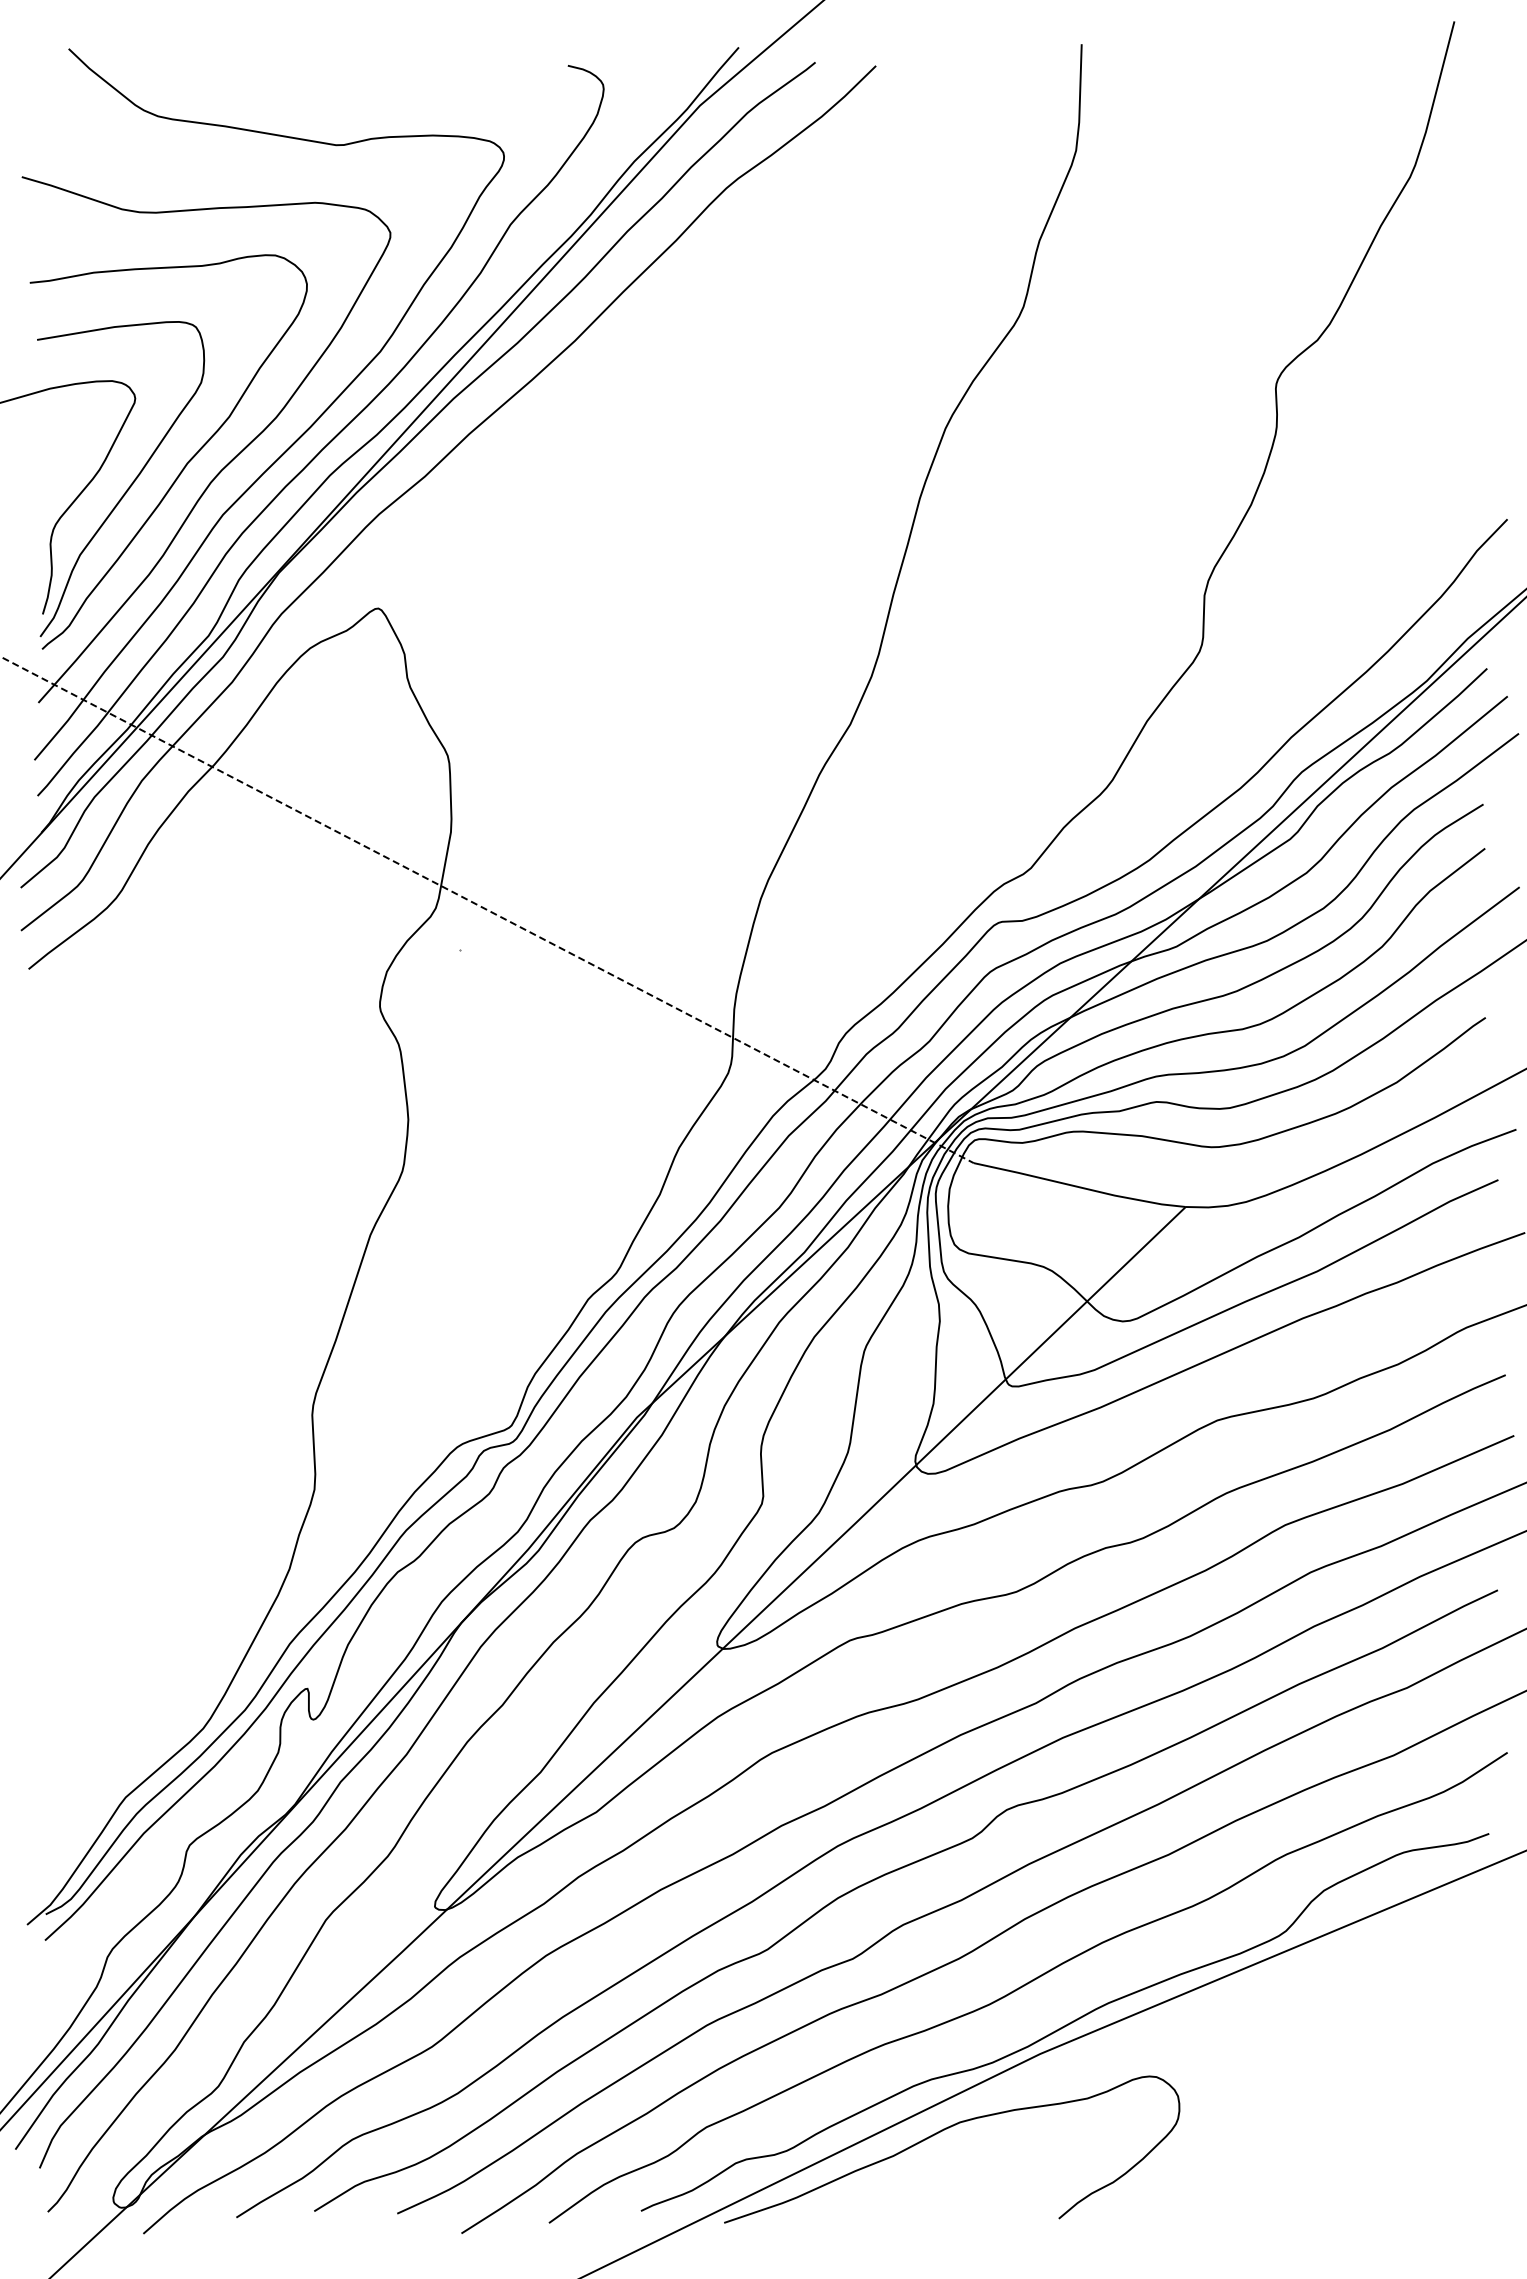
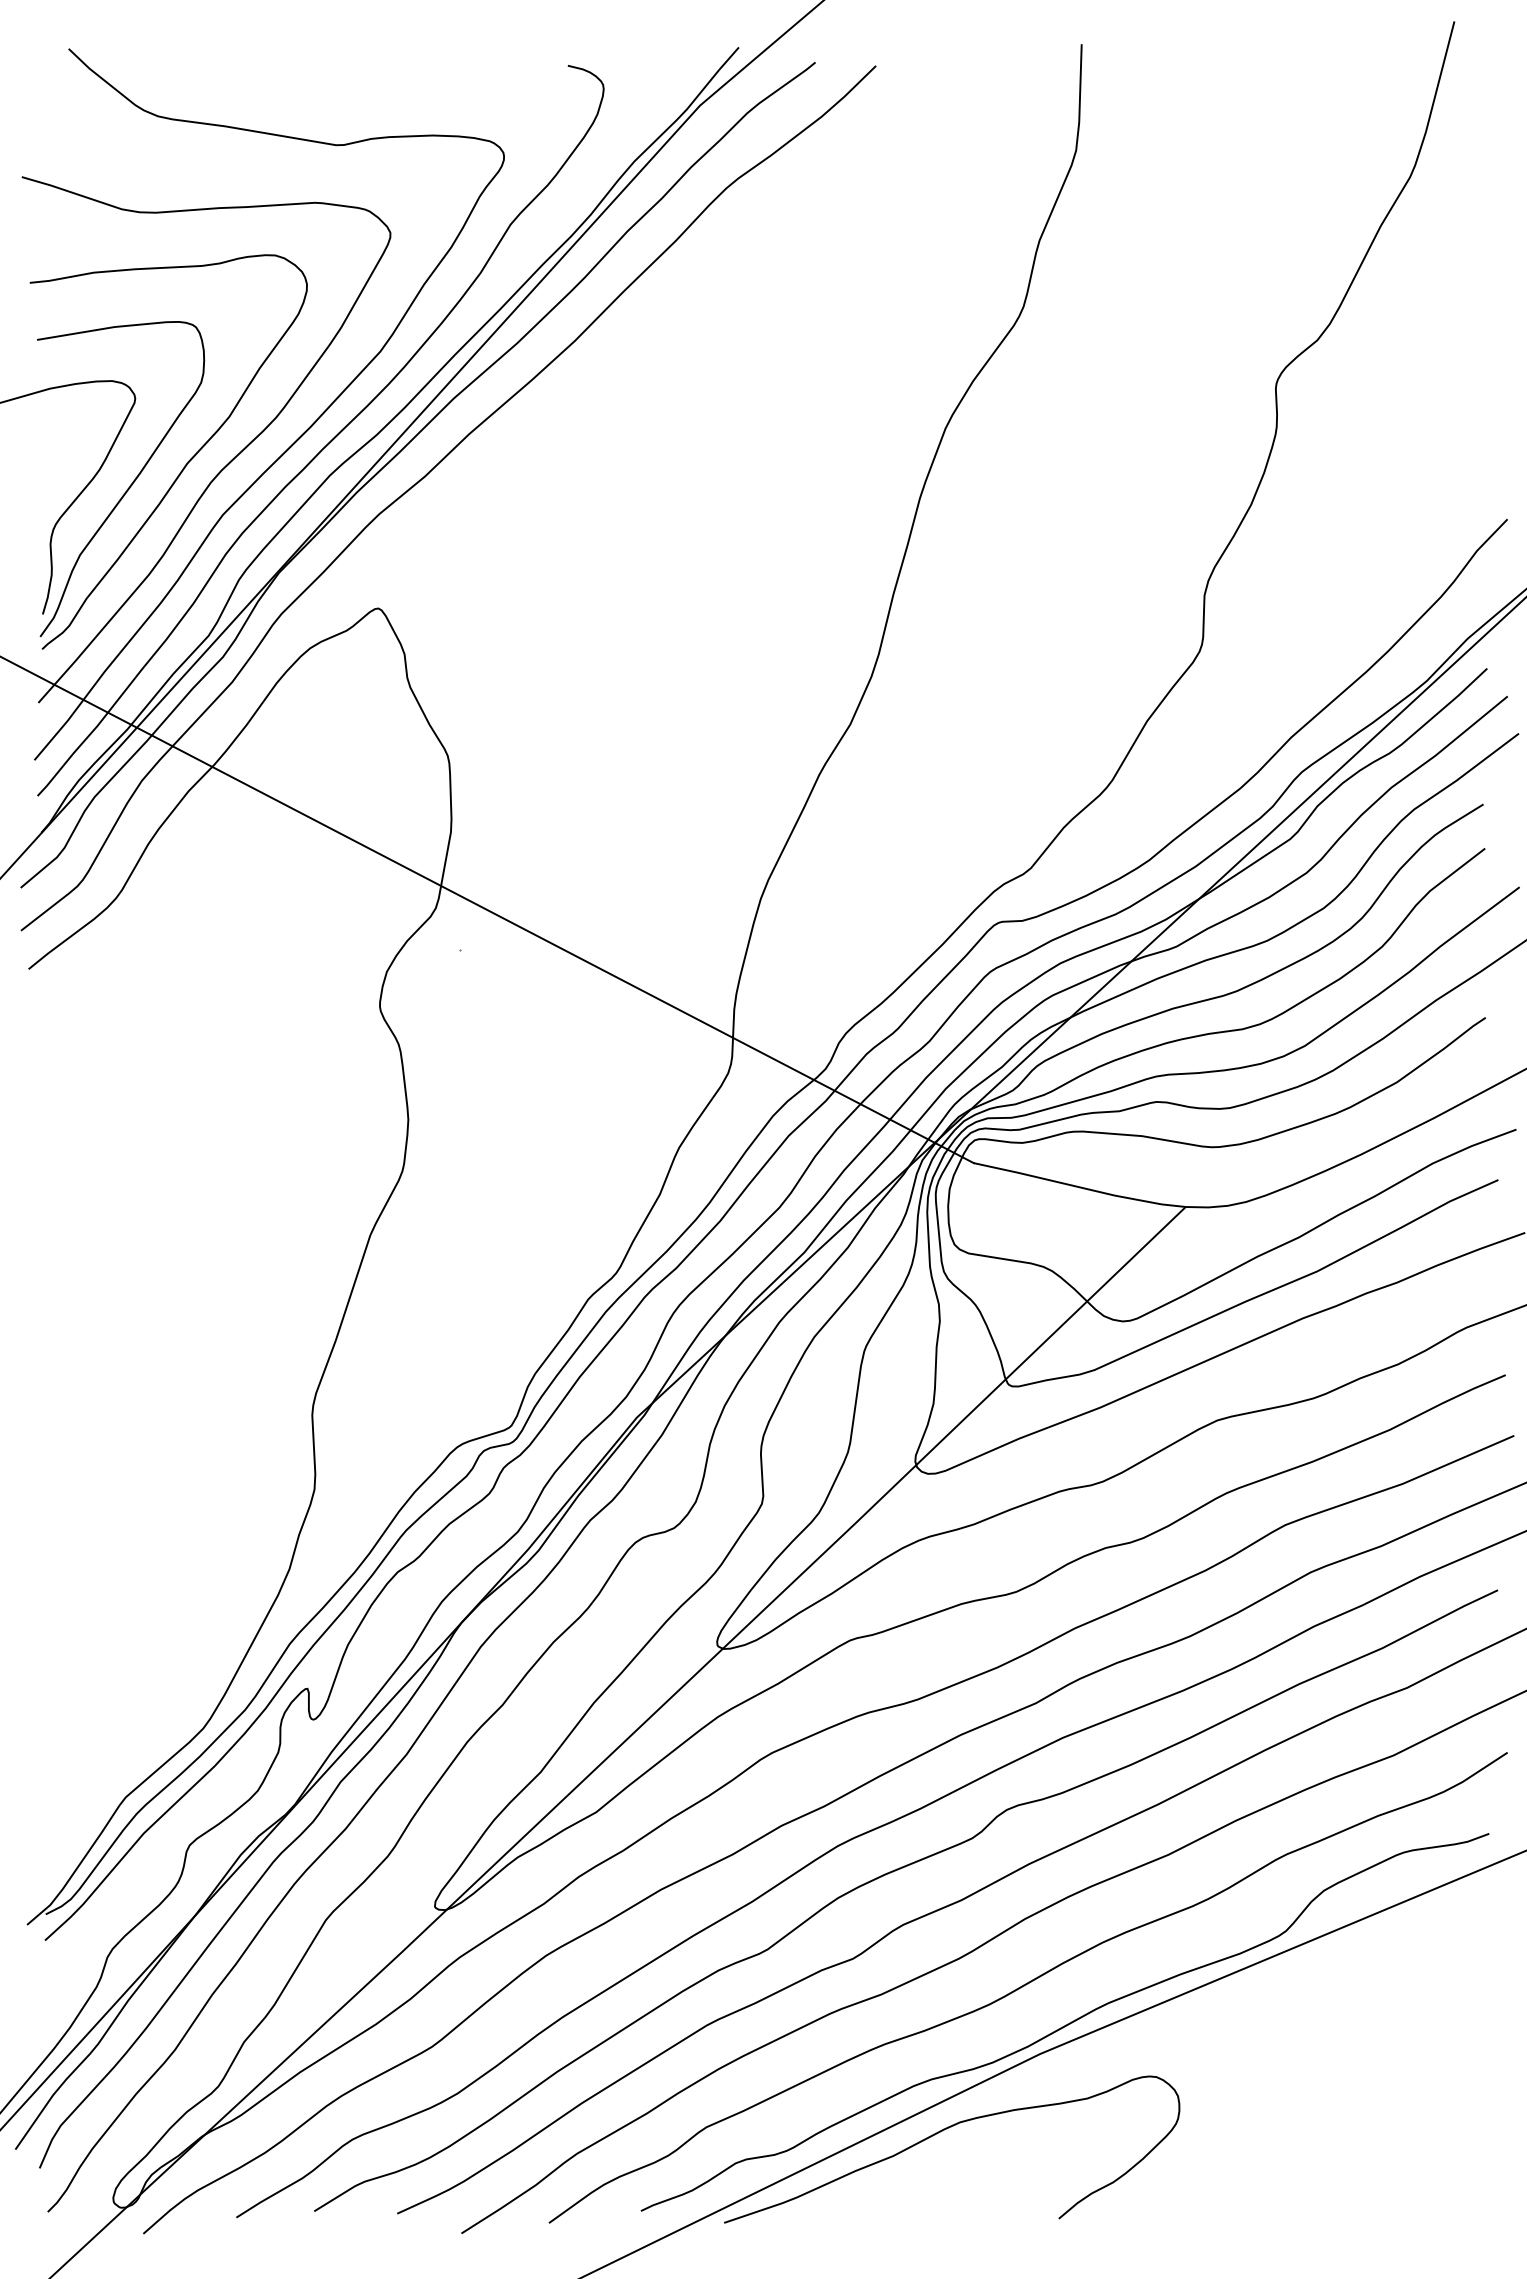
line: dashed -> solid (486, 909)
